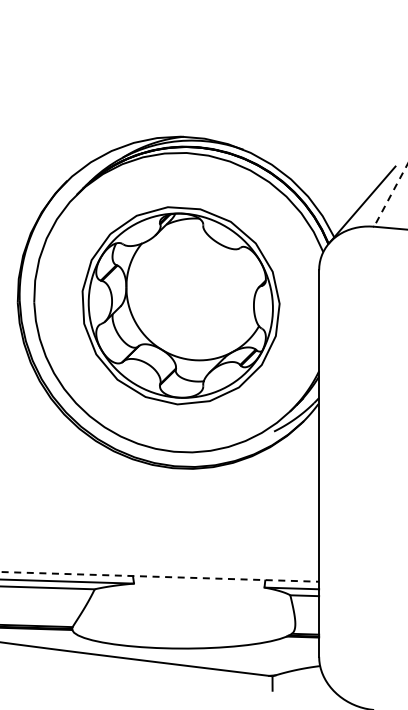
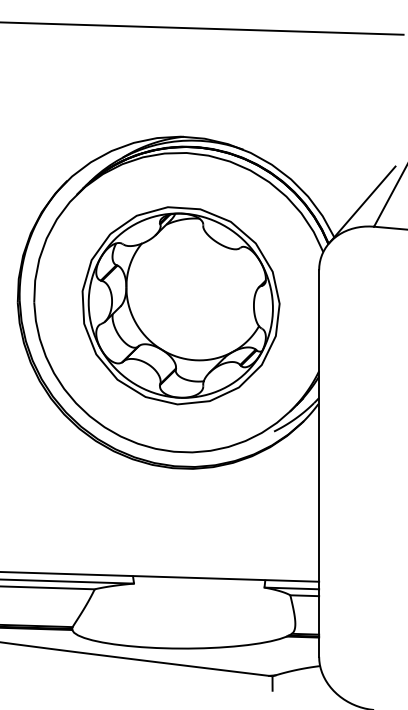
line: none -> present (202, 28)
line: dashed -> solid (390, 195)
line: dashed -> solid (160, 576)
